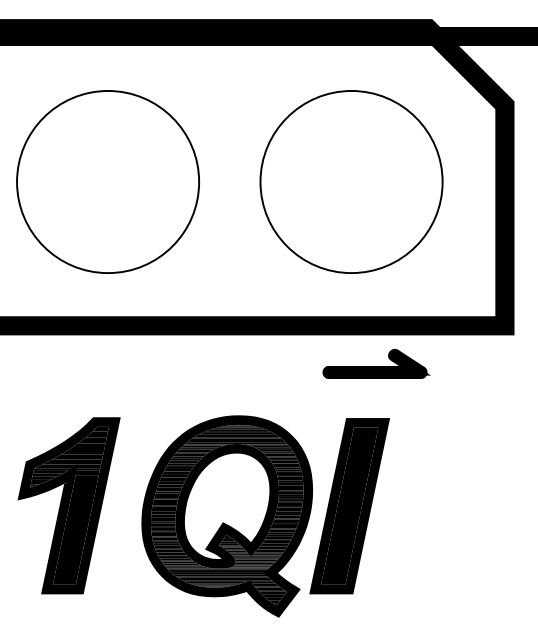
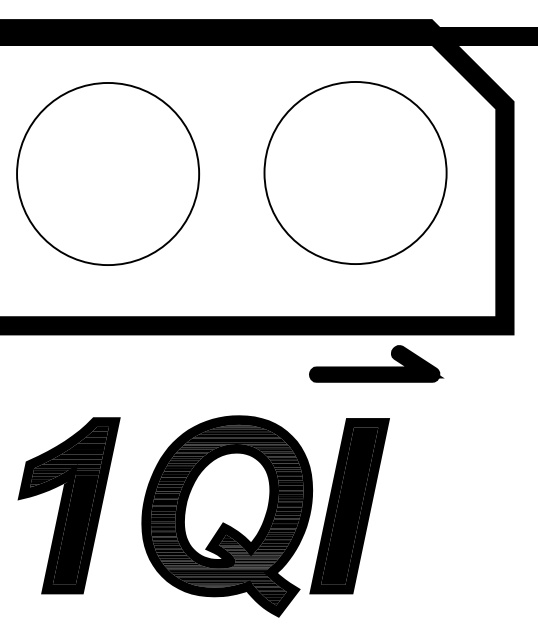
part position: (107, 181) -> (107, 173) (107, 173)
part position: (351, 181) -> (355, 172) (355, 172)
part size: 109x30 px -> 136x38 px (376, 363)
